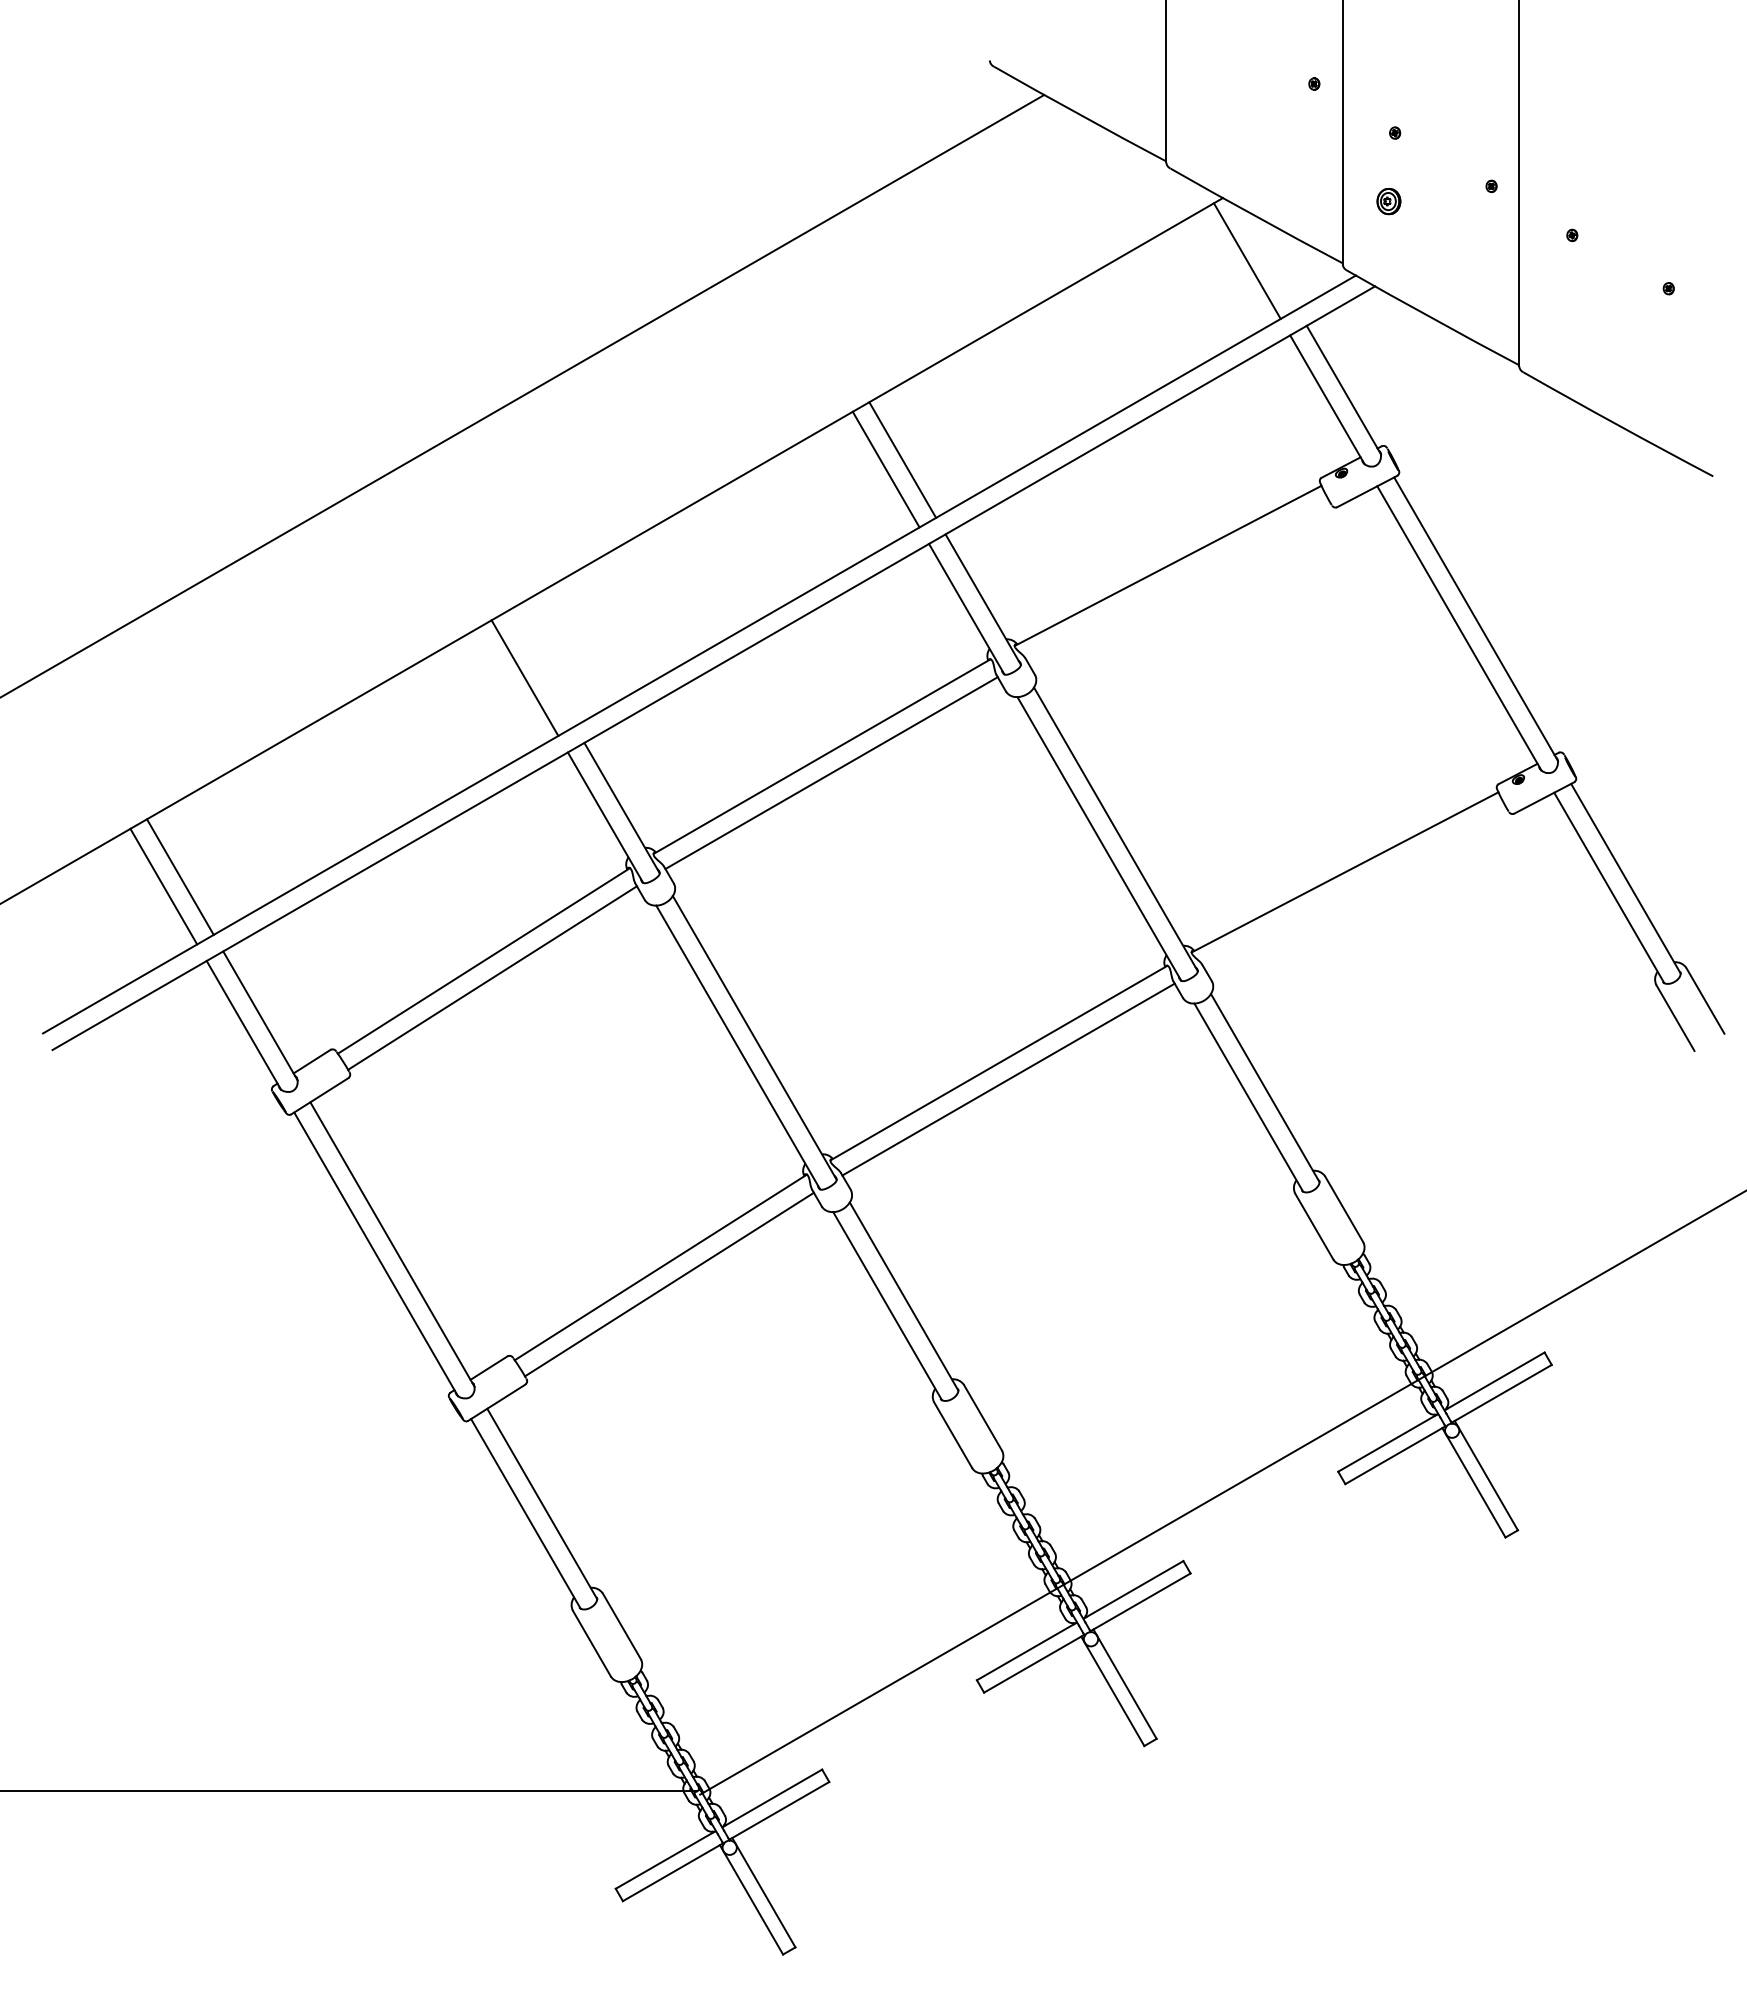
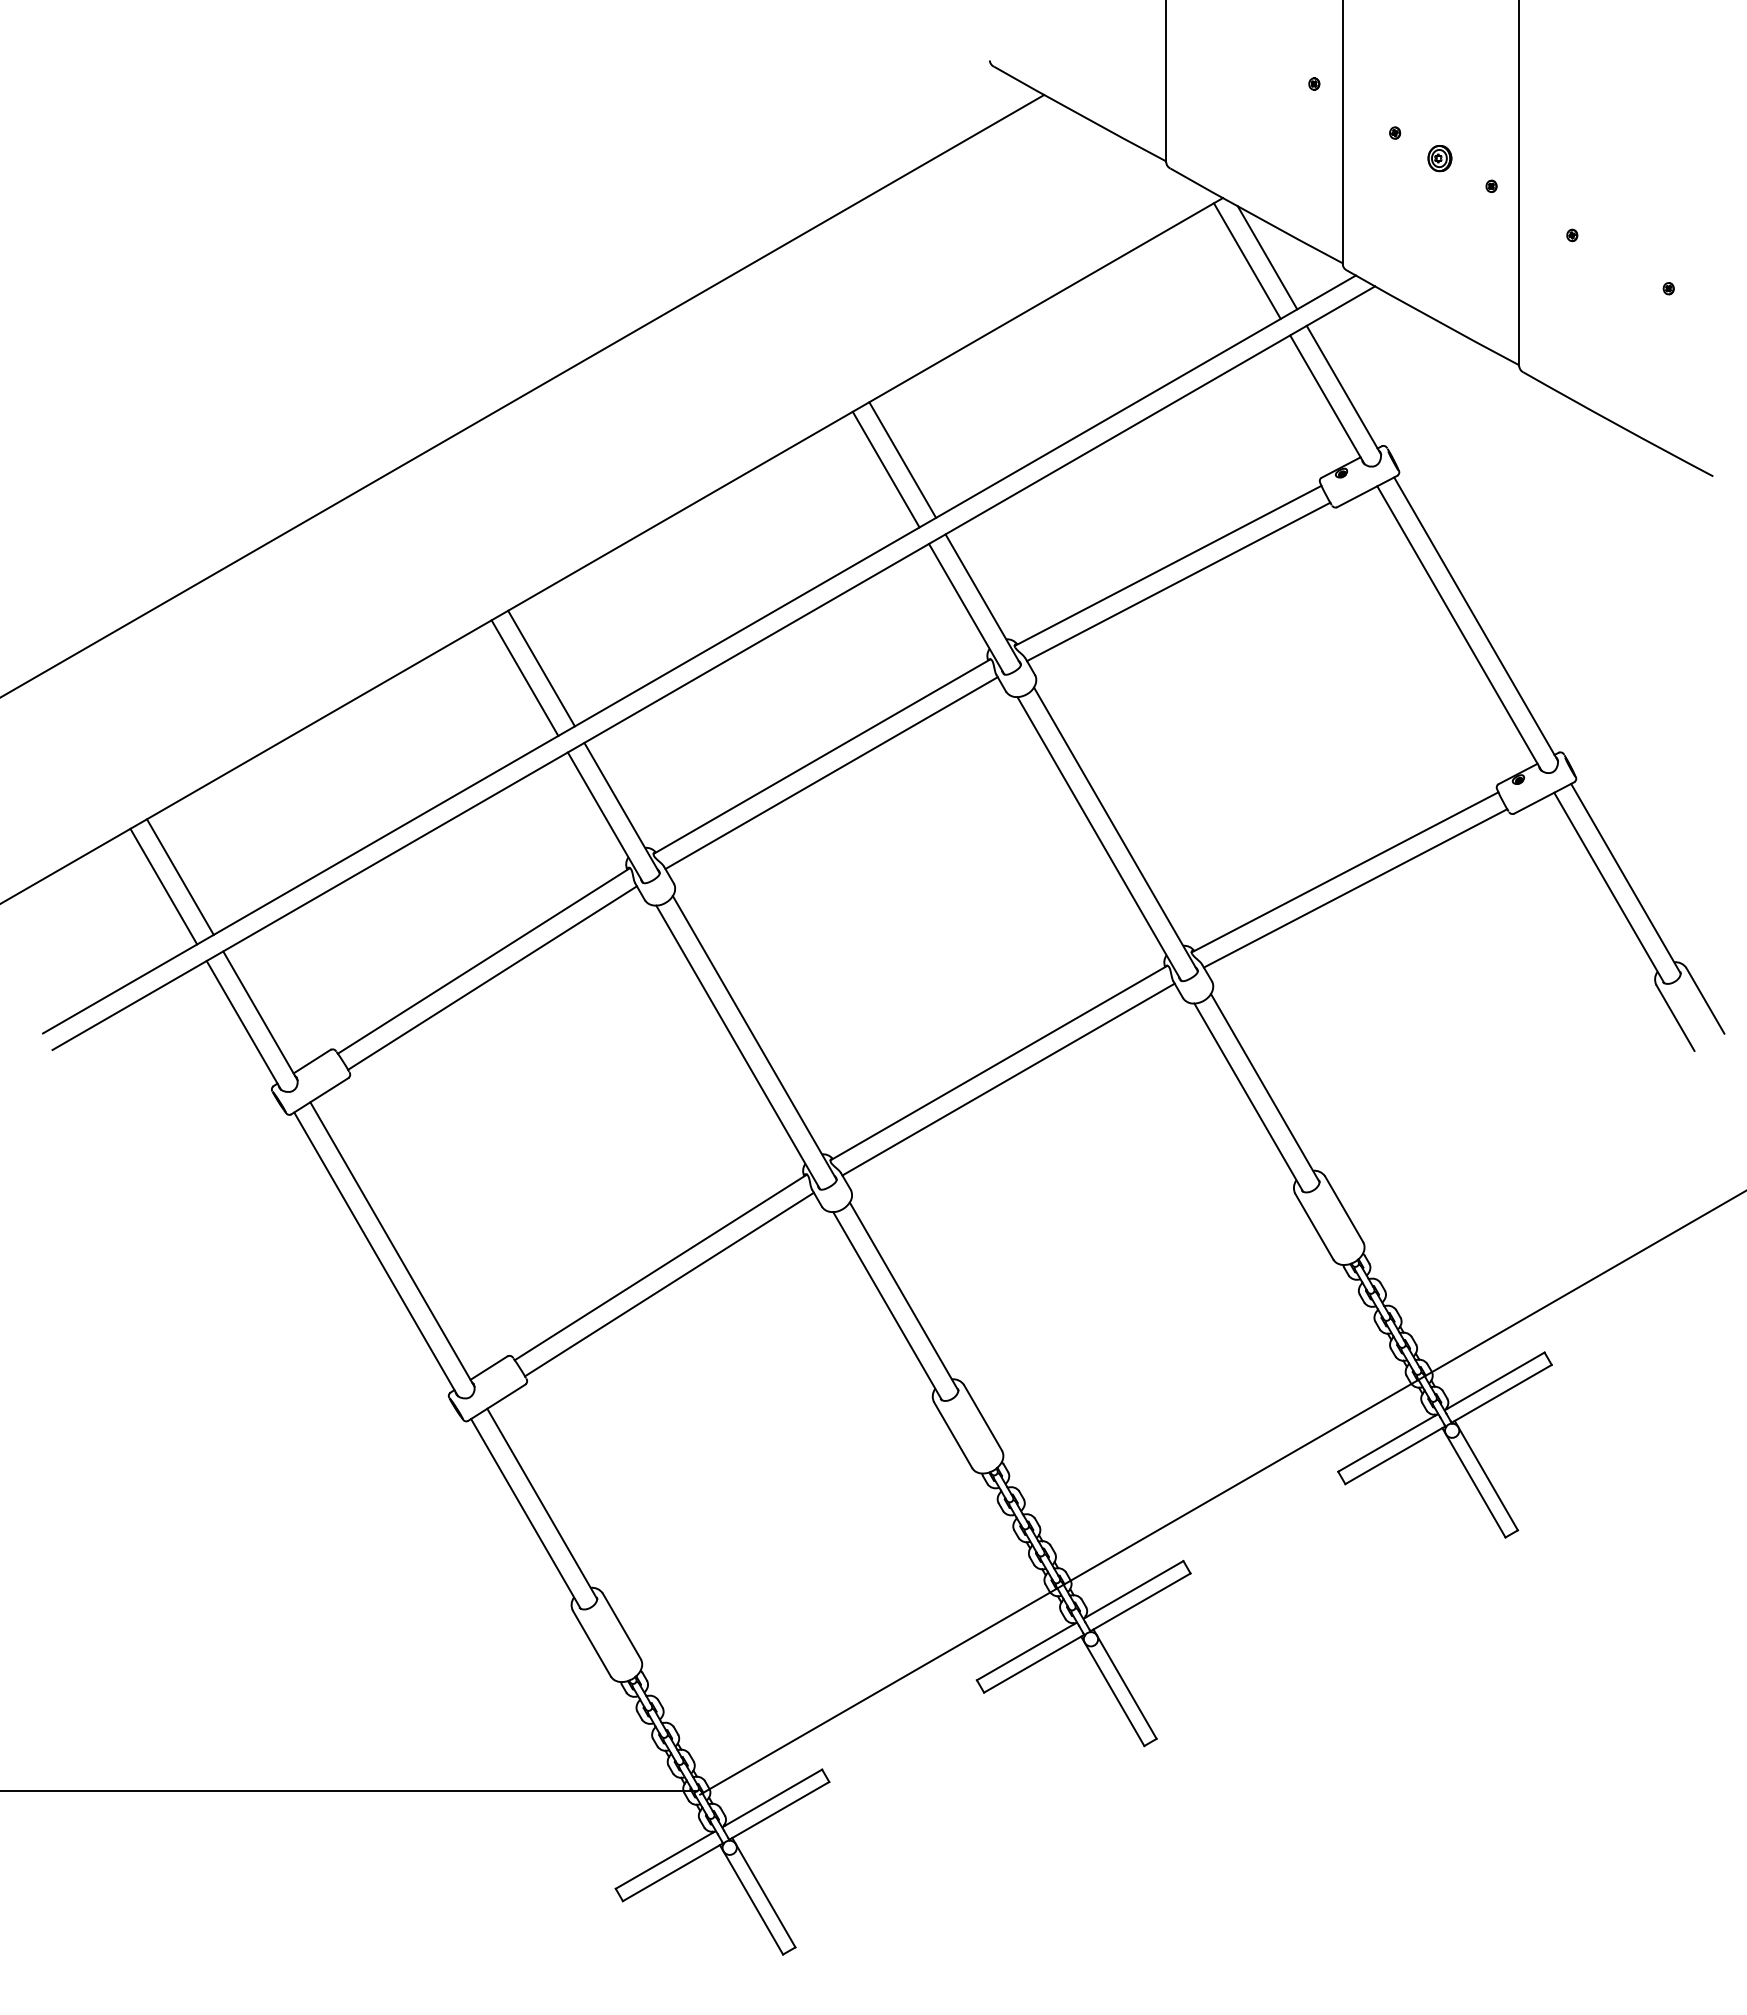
part position: (1388, 201) -> (1439, 158) (1439, 158)
line: none -> present (1267, 257)
line: none -> present (1178, 581)
line: none -> present (541, 668)
line: none -> present (1355, 888)
